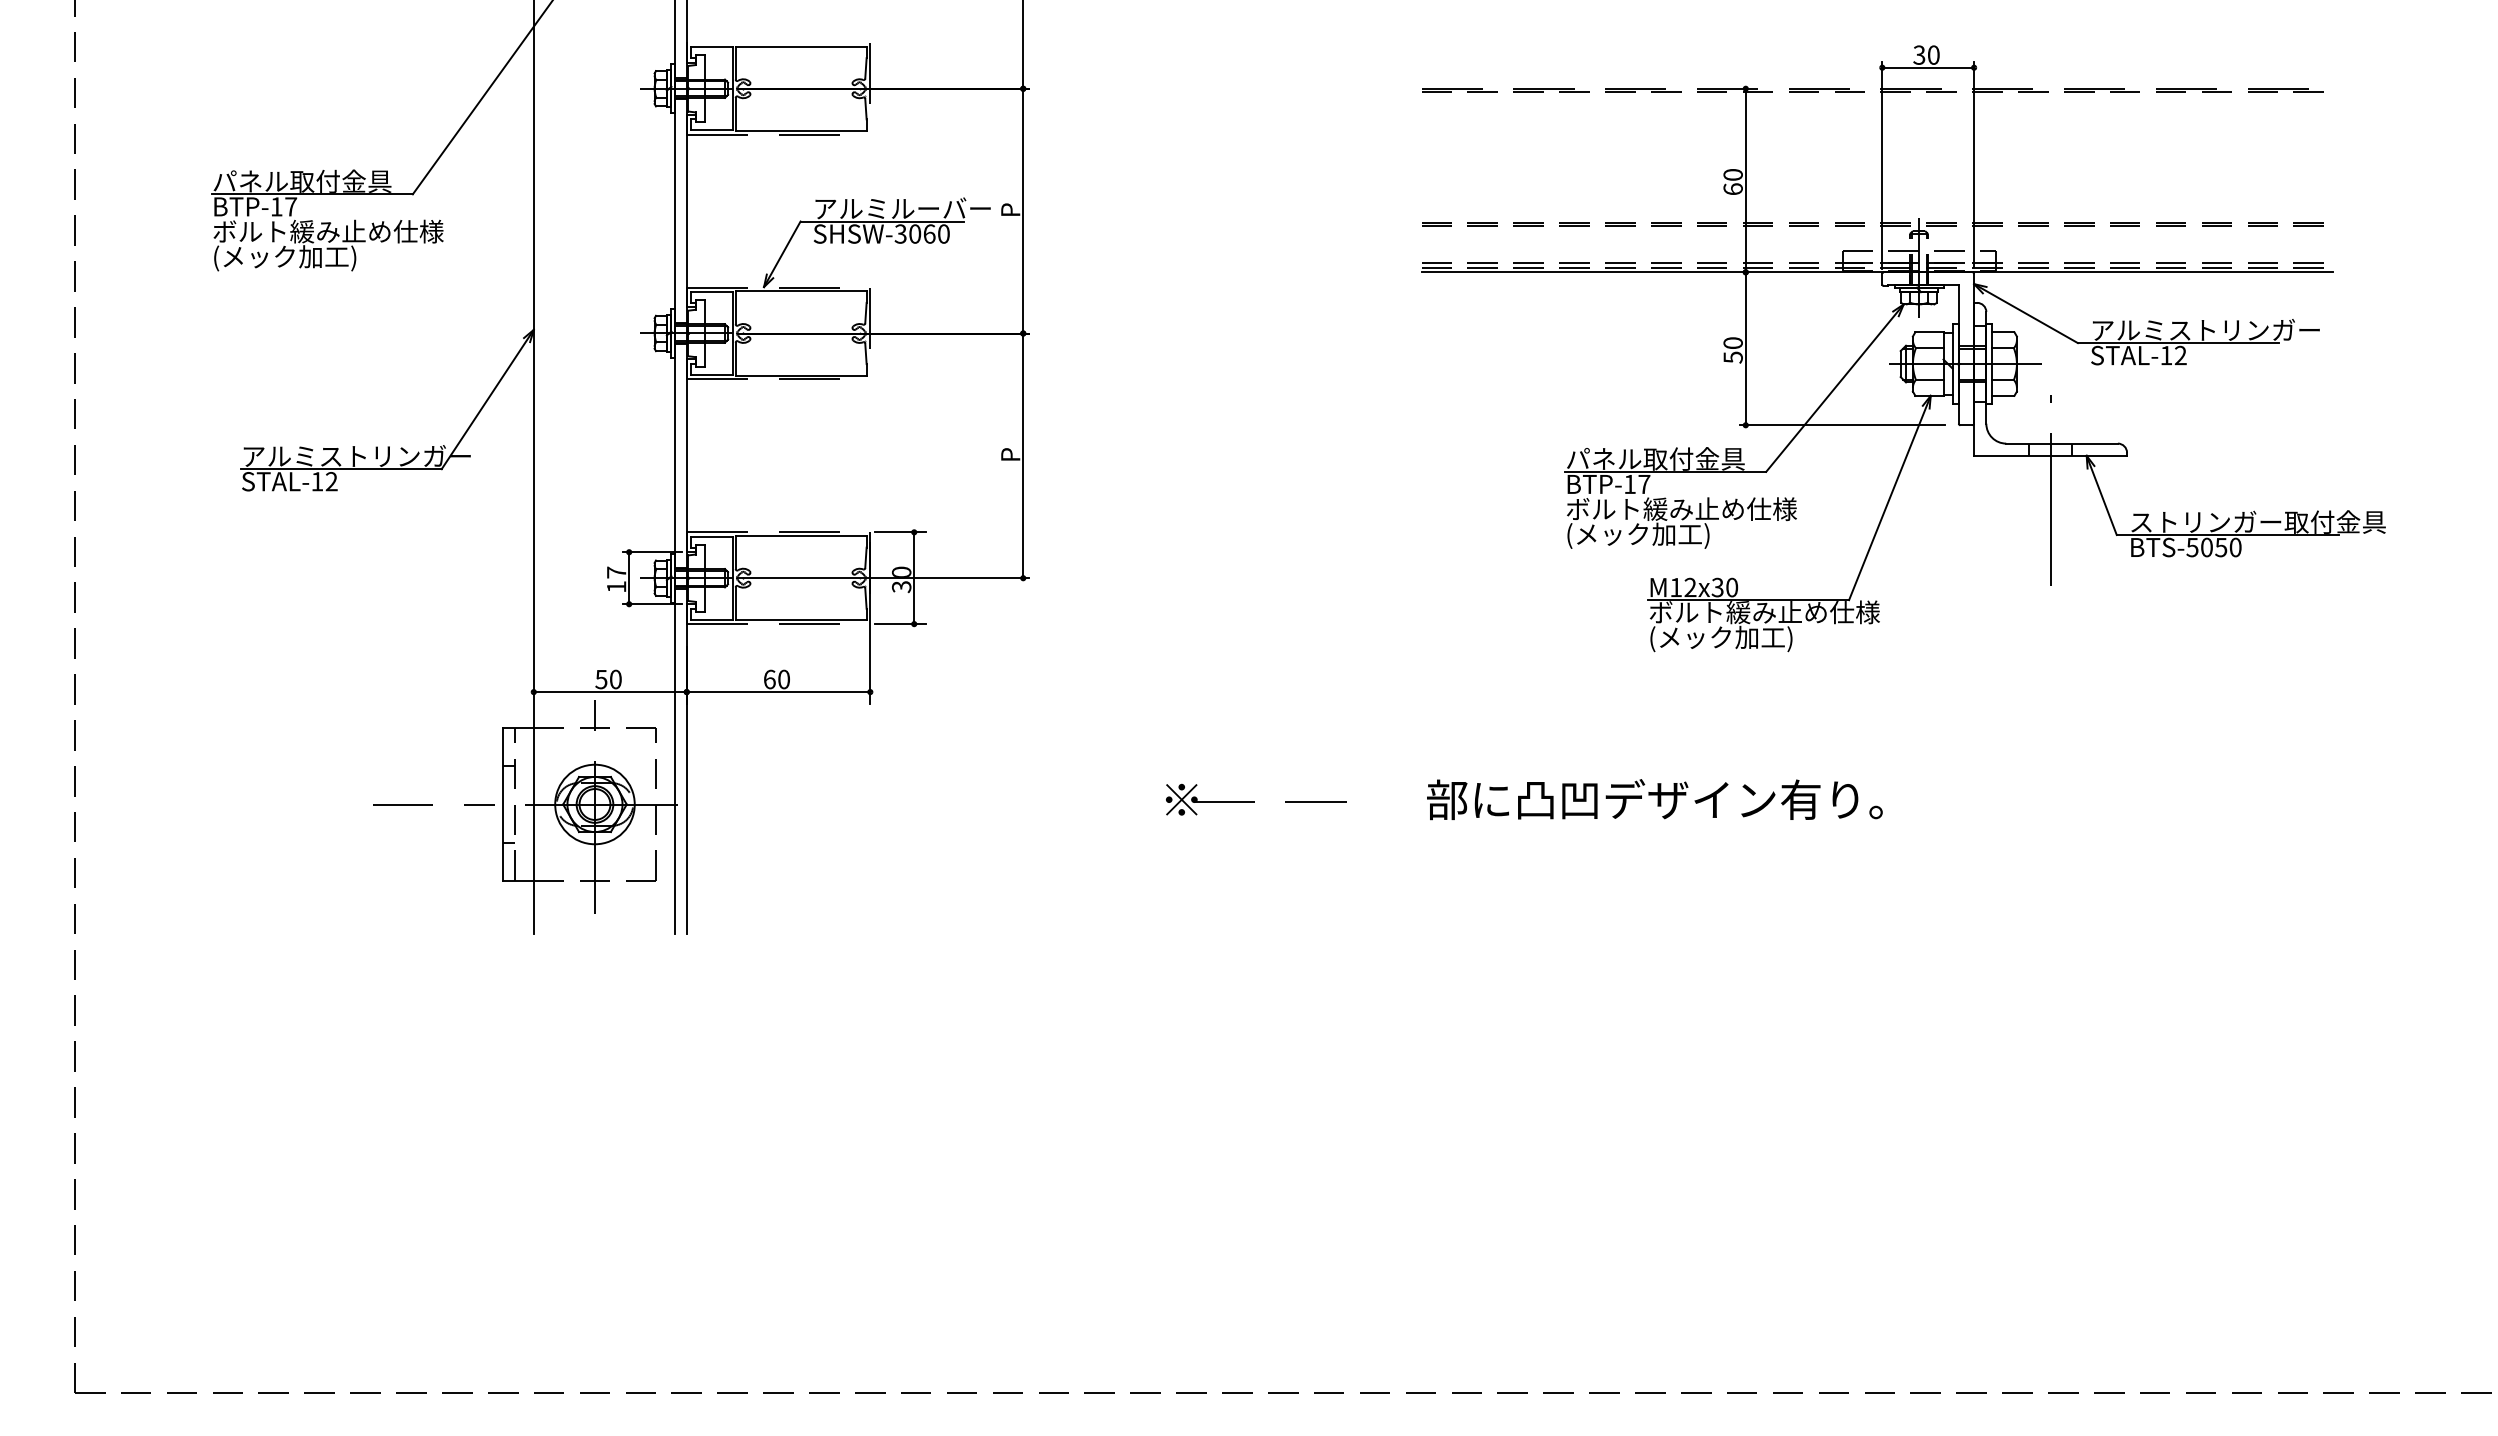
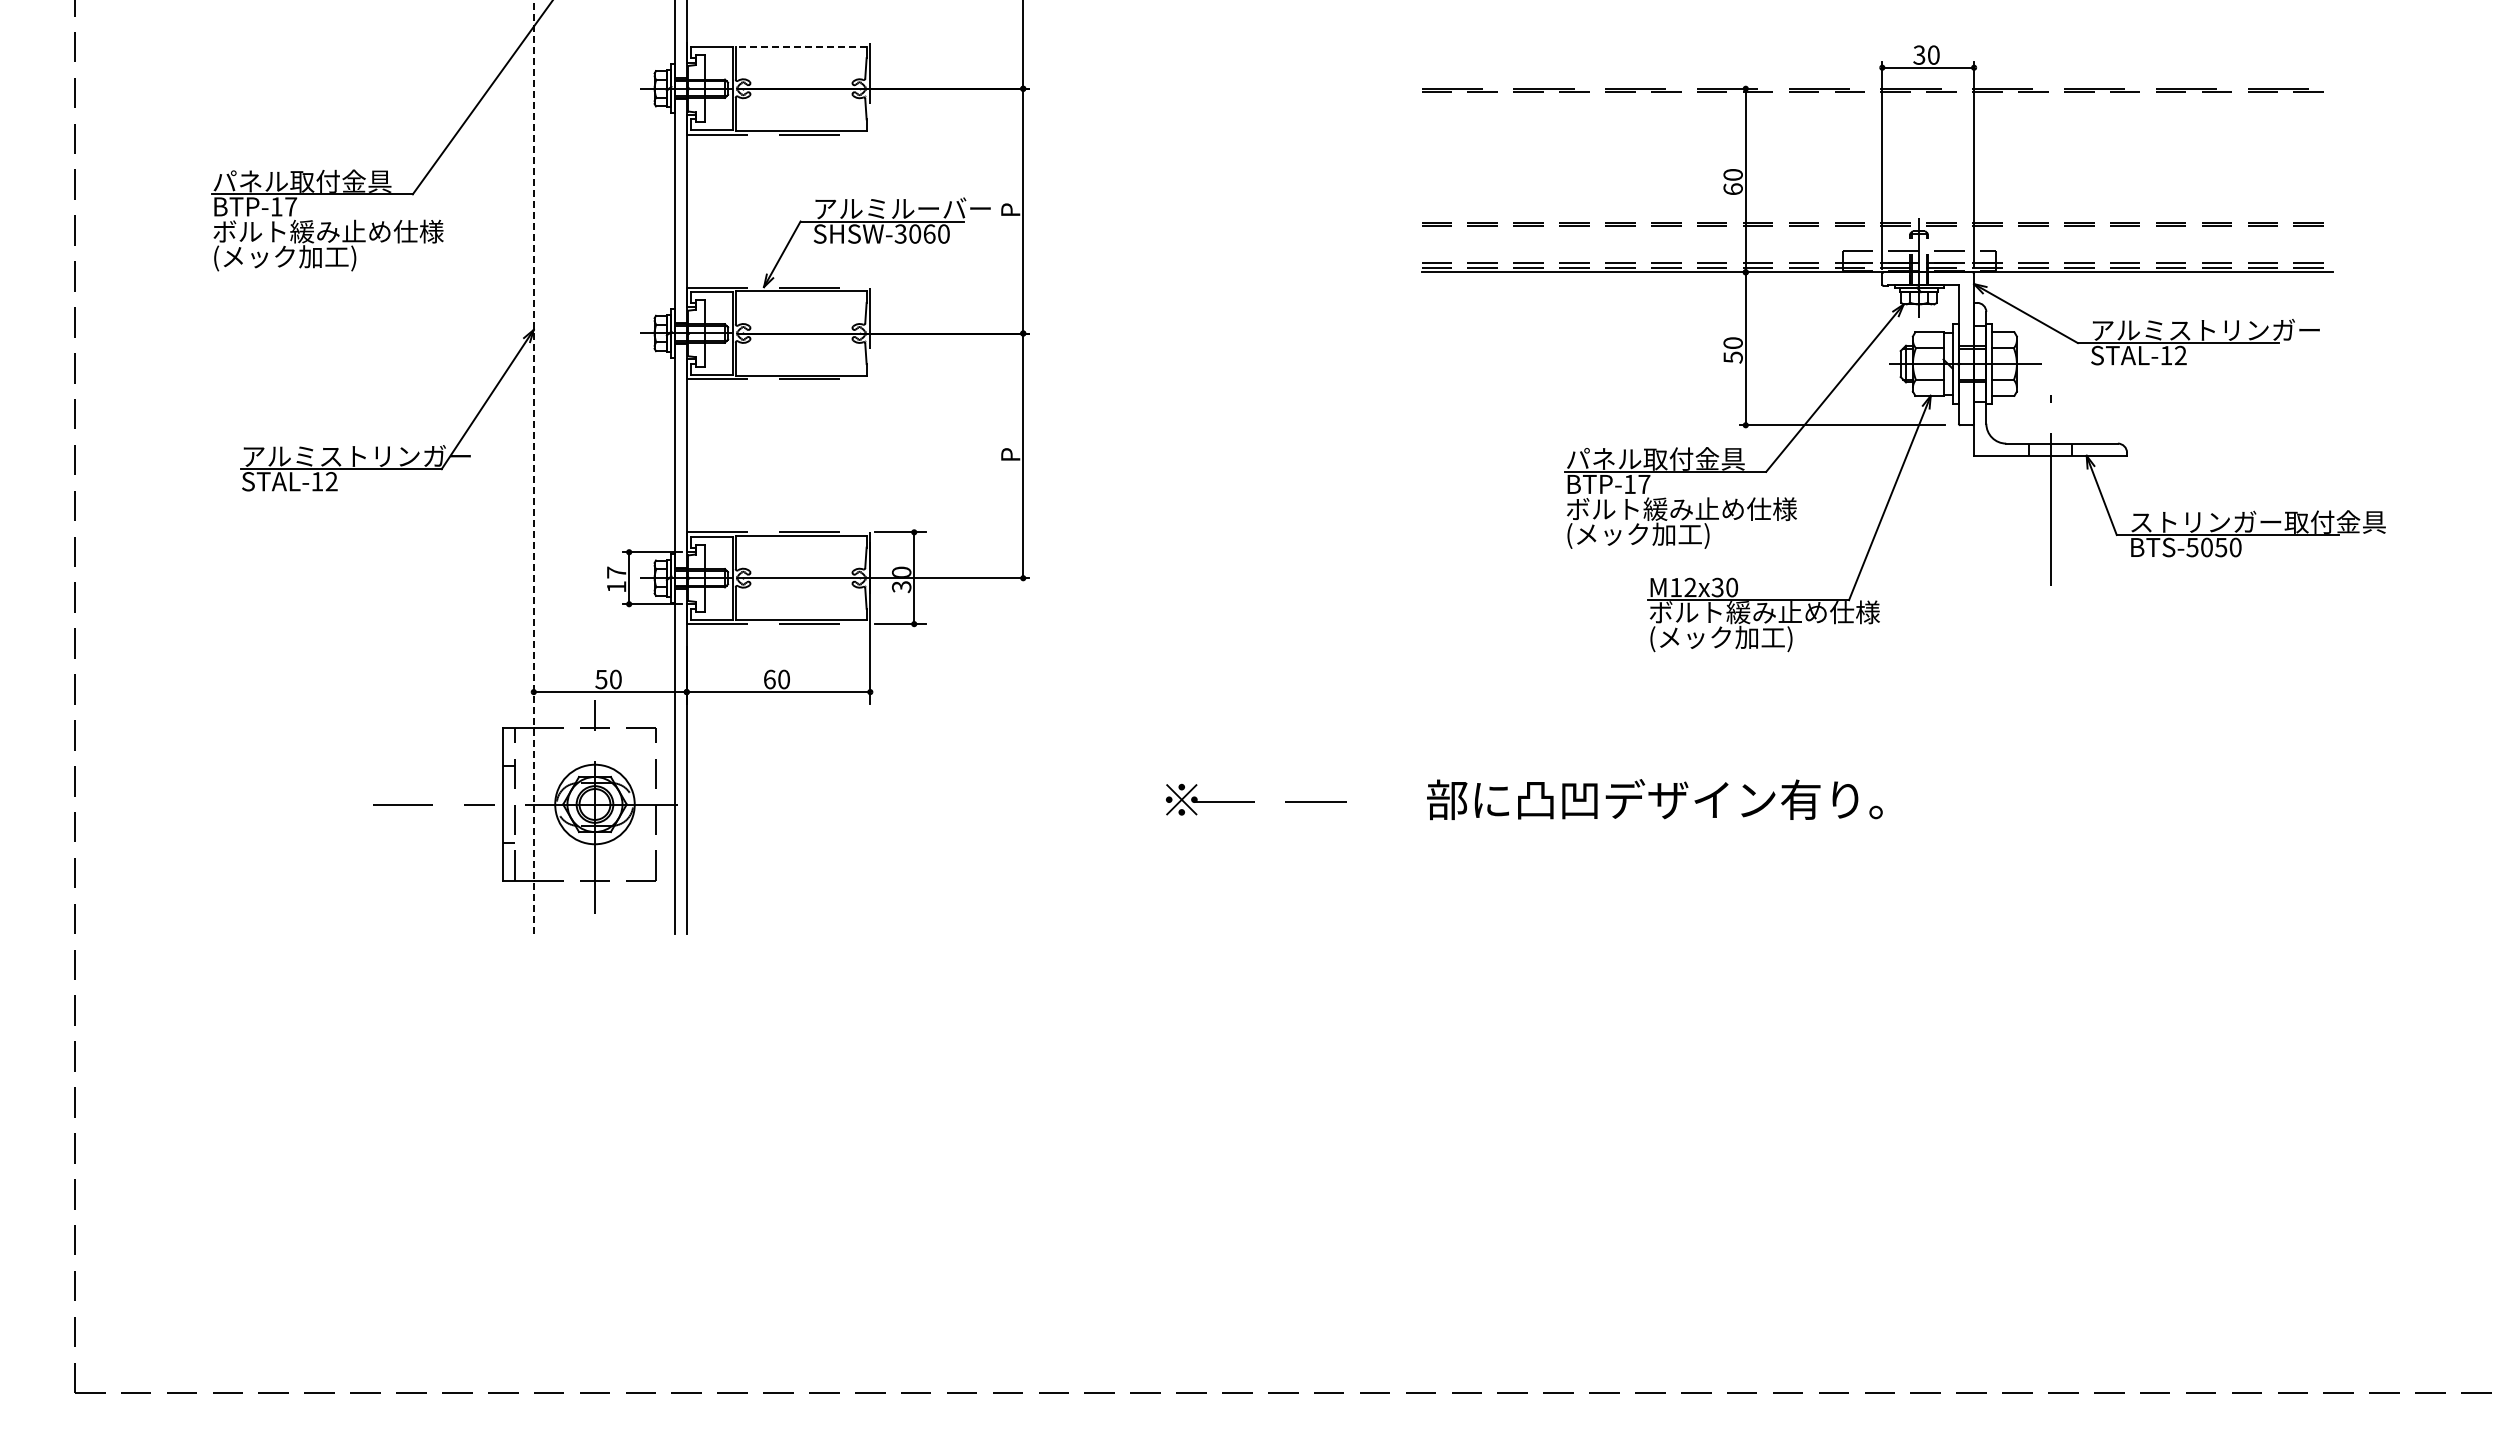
line: solid -> dashed (800, 46)
line: solid -> dashed (533, 467)
